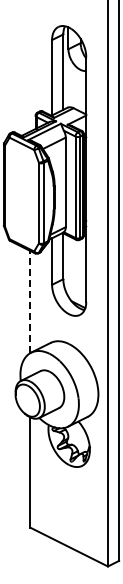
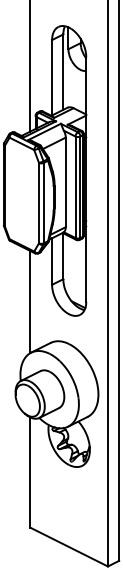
line: none -> present (30, 66)
line: dashed -> solid (30, 301)
